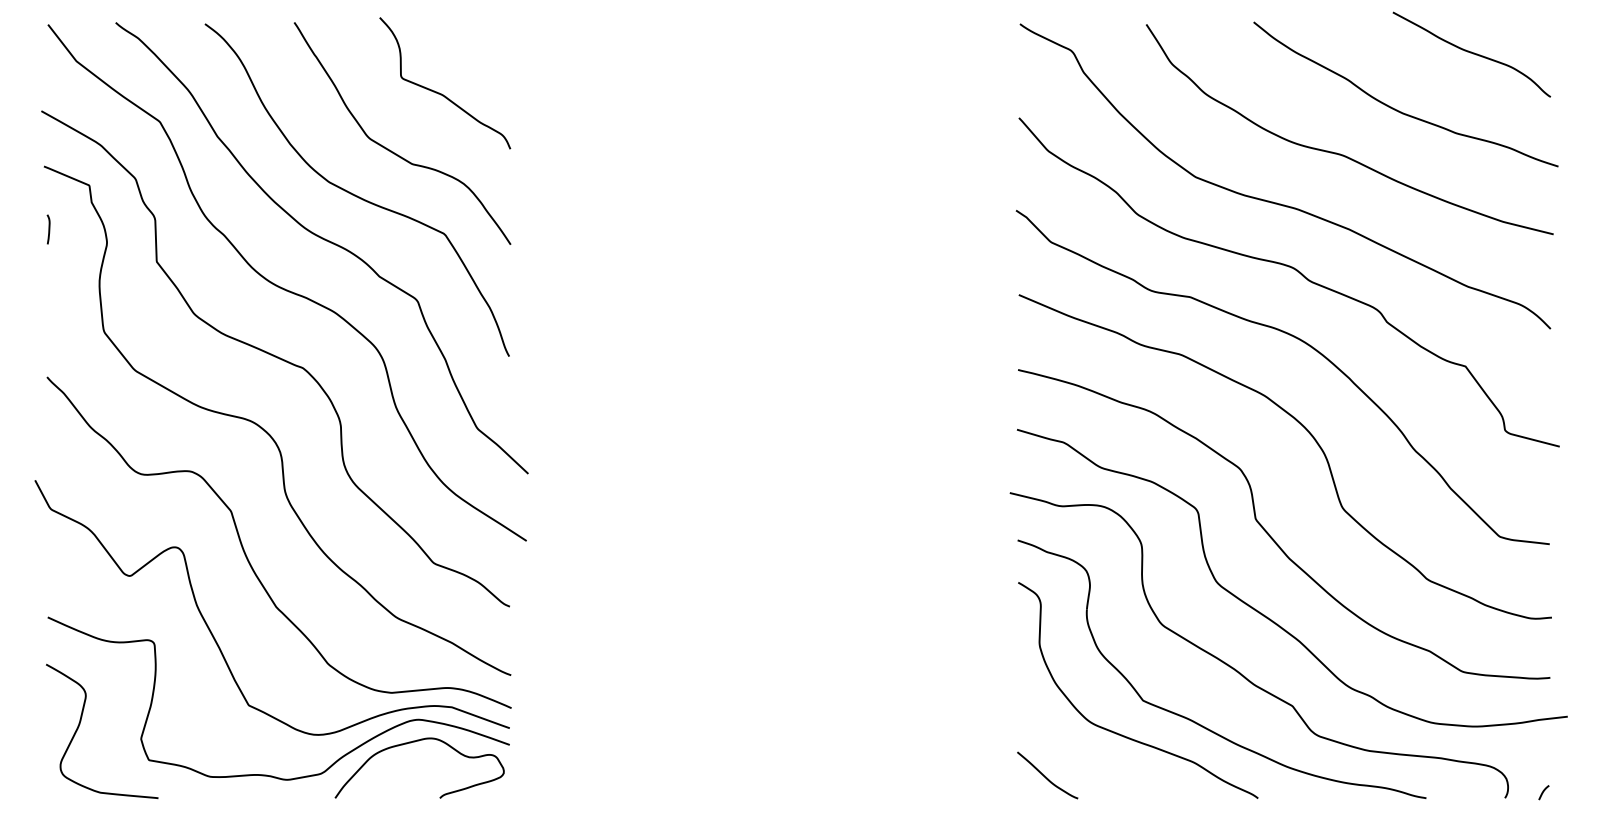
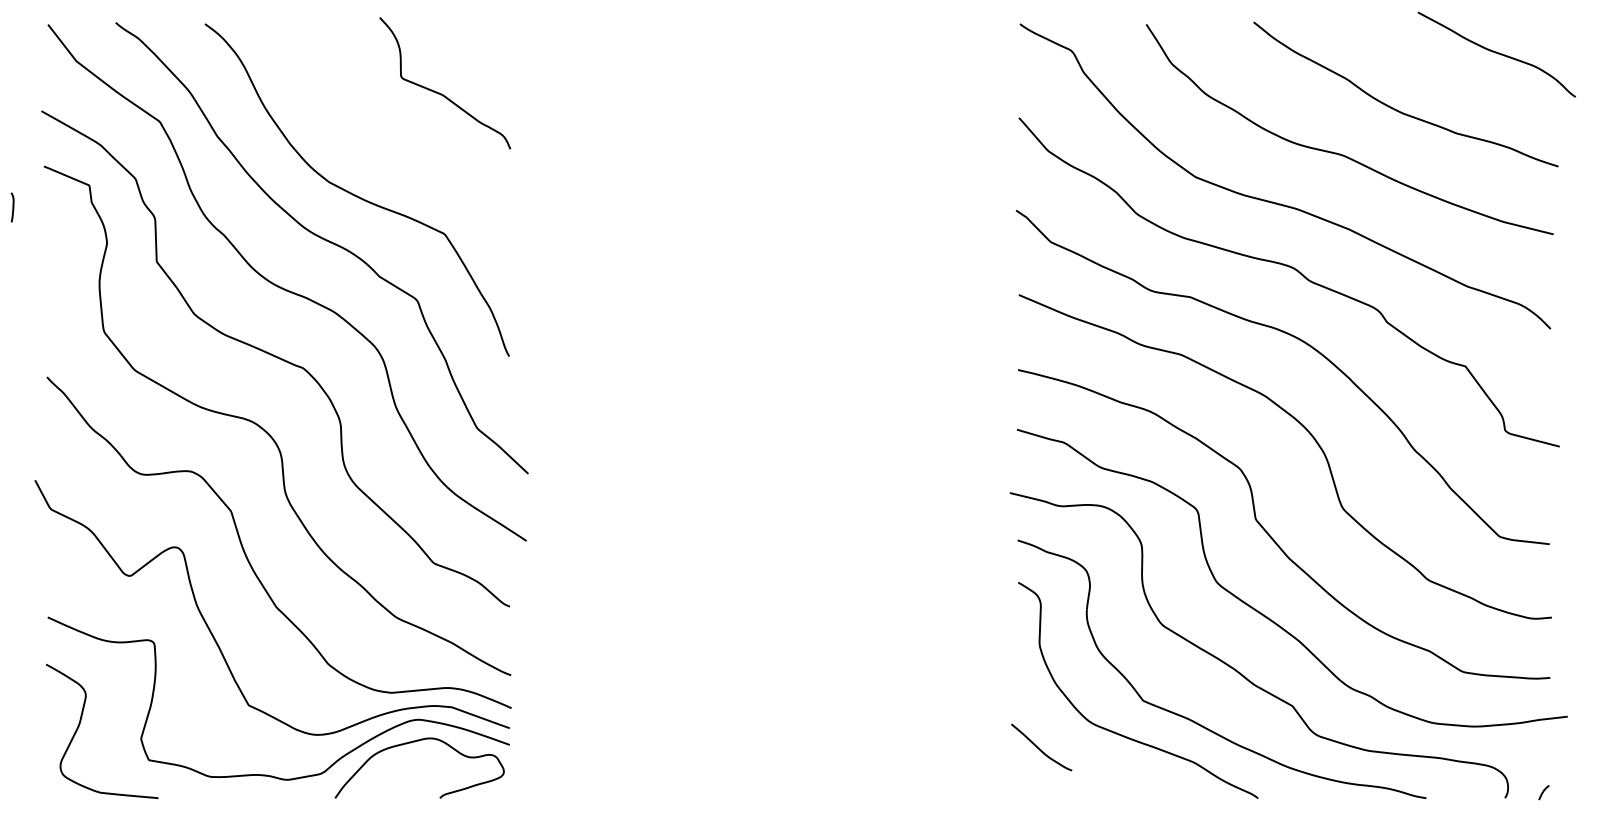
curve position: (1471, 53) -> (1496, 53) (1496, 53)
curve: present -> none (393, 151)
curve position: (48, 229) -> (12, 207) (12, 207)
curve position: (1046, 776) -> (1040, 748) (1040, 748)
